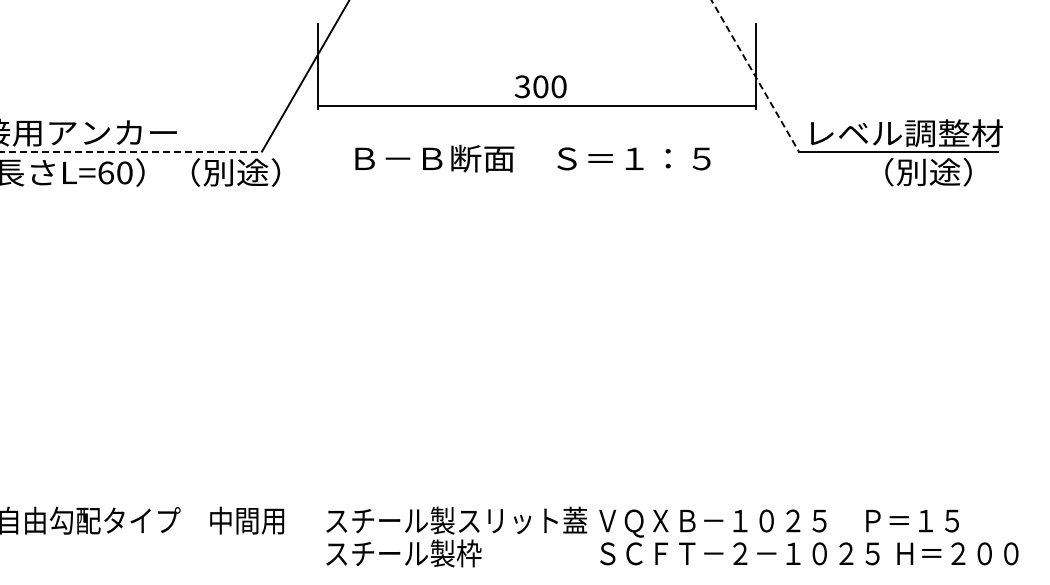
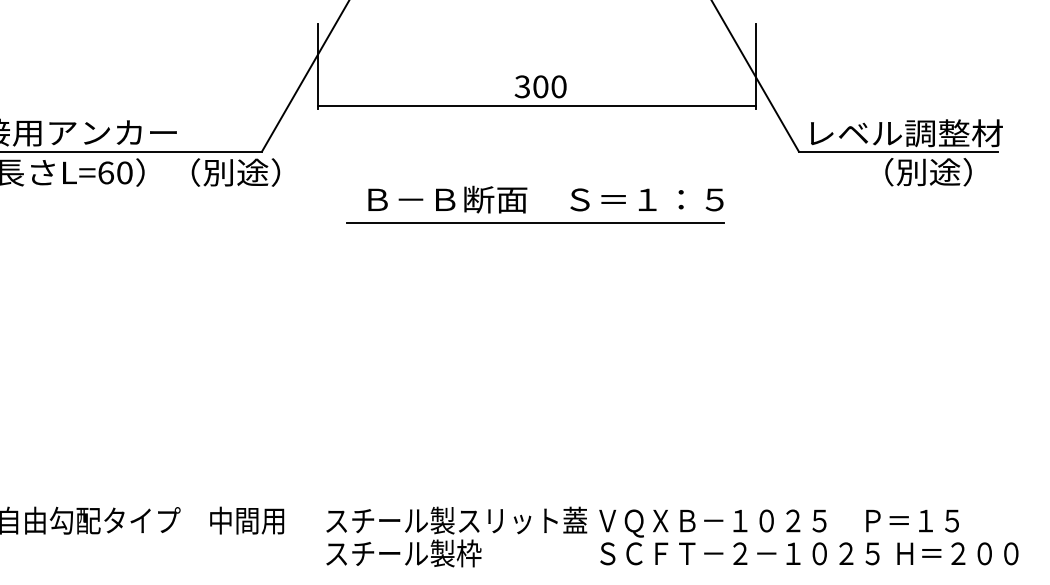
line: dashed -> solid (755, 76)
line: dashed -> solid (131, 151)
text position: (532, 158) -> (545, 199) (545, 199)
line: none -> present (535, 222)
